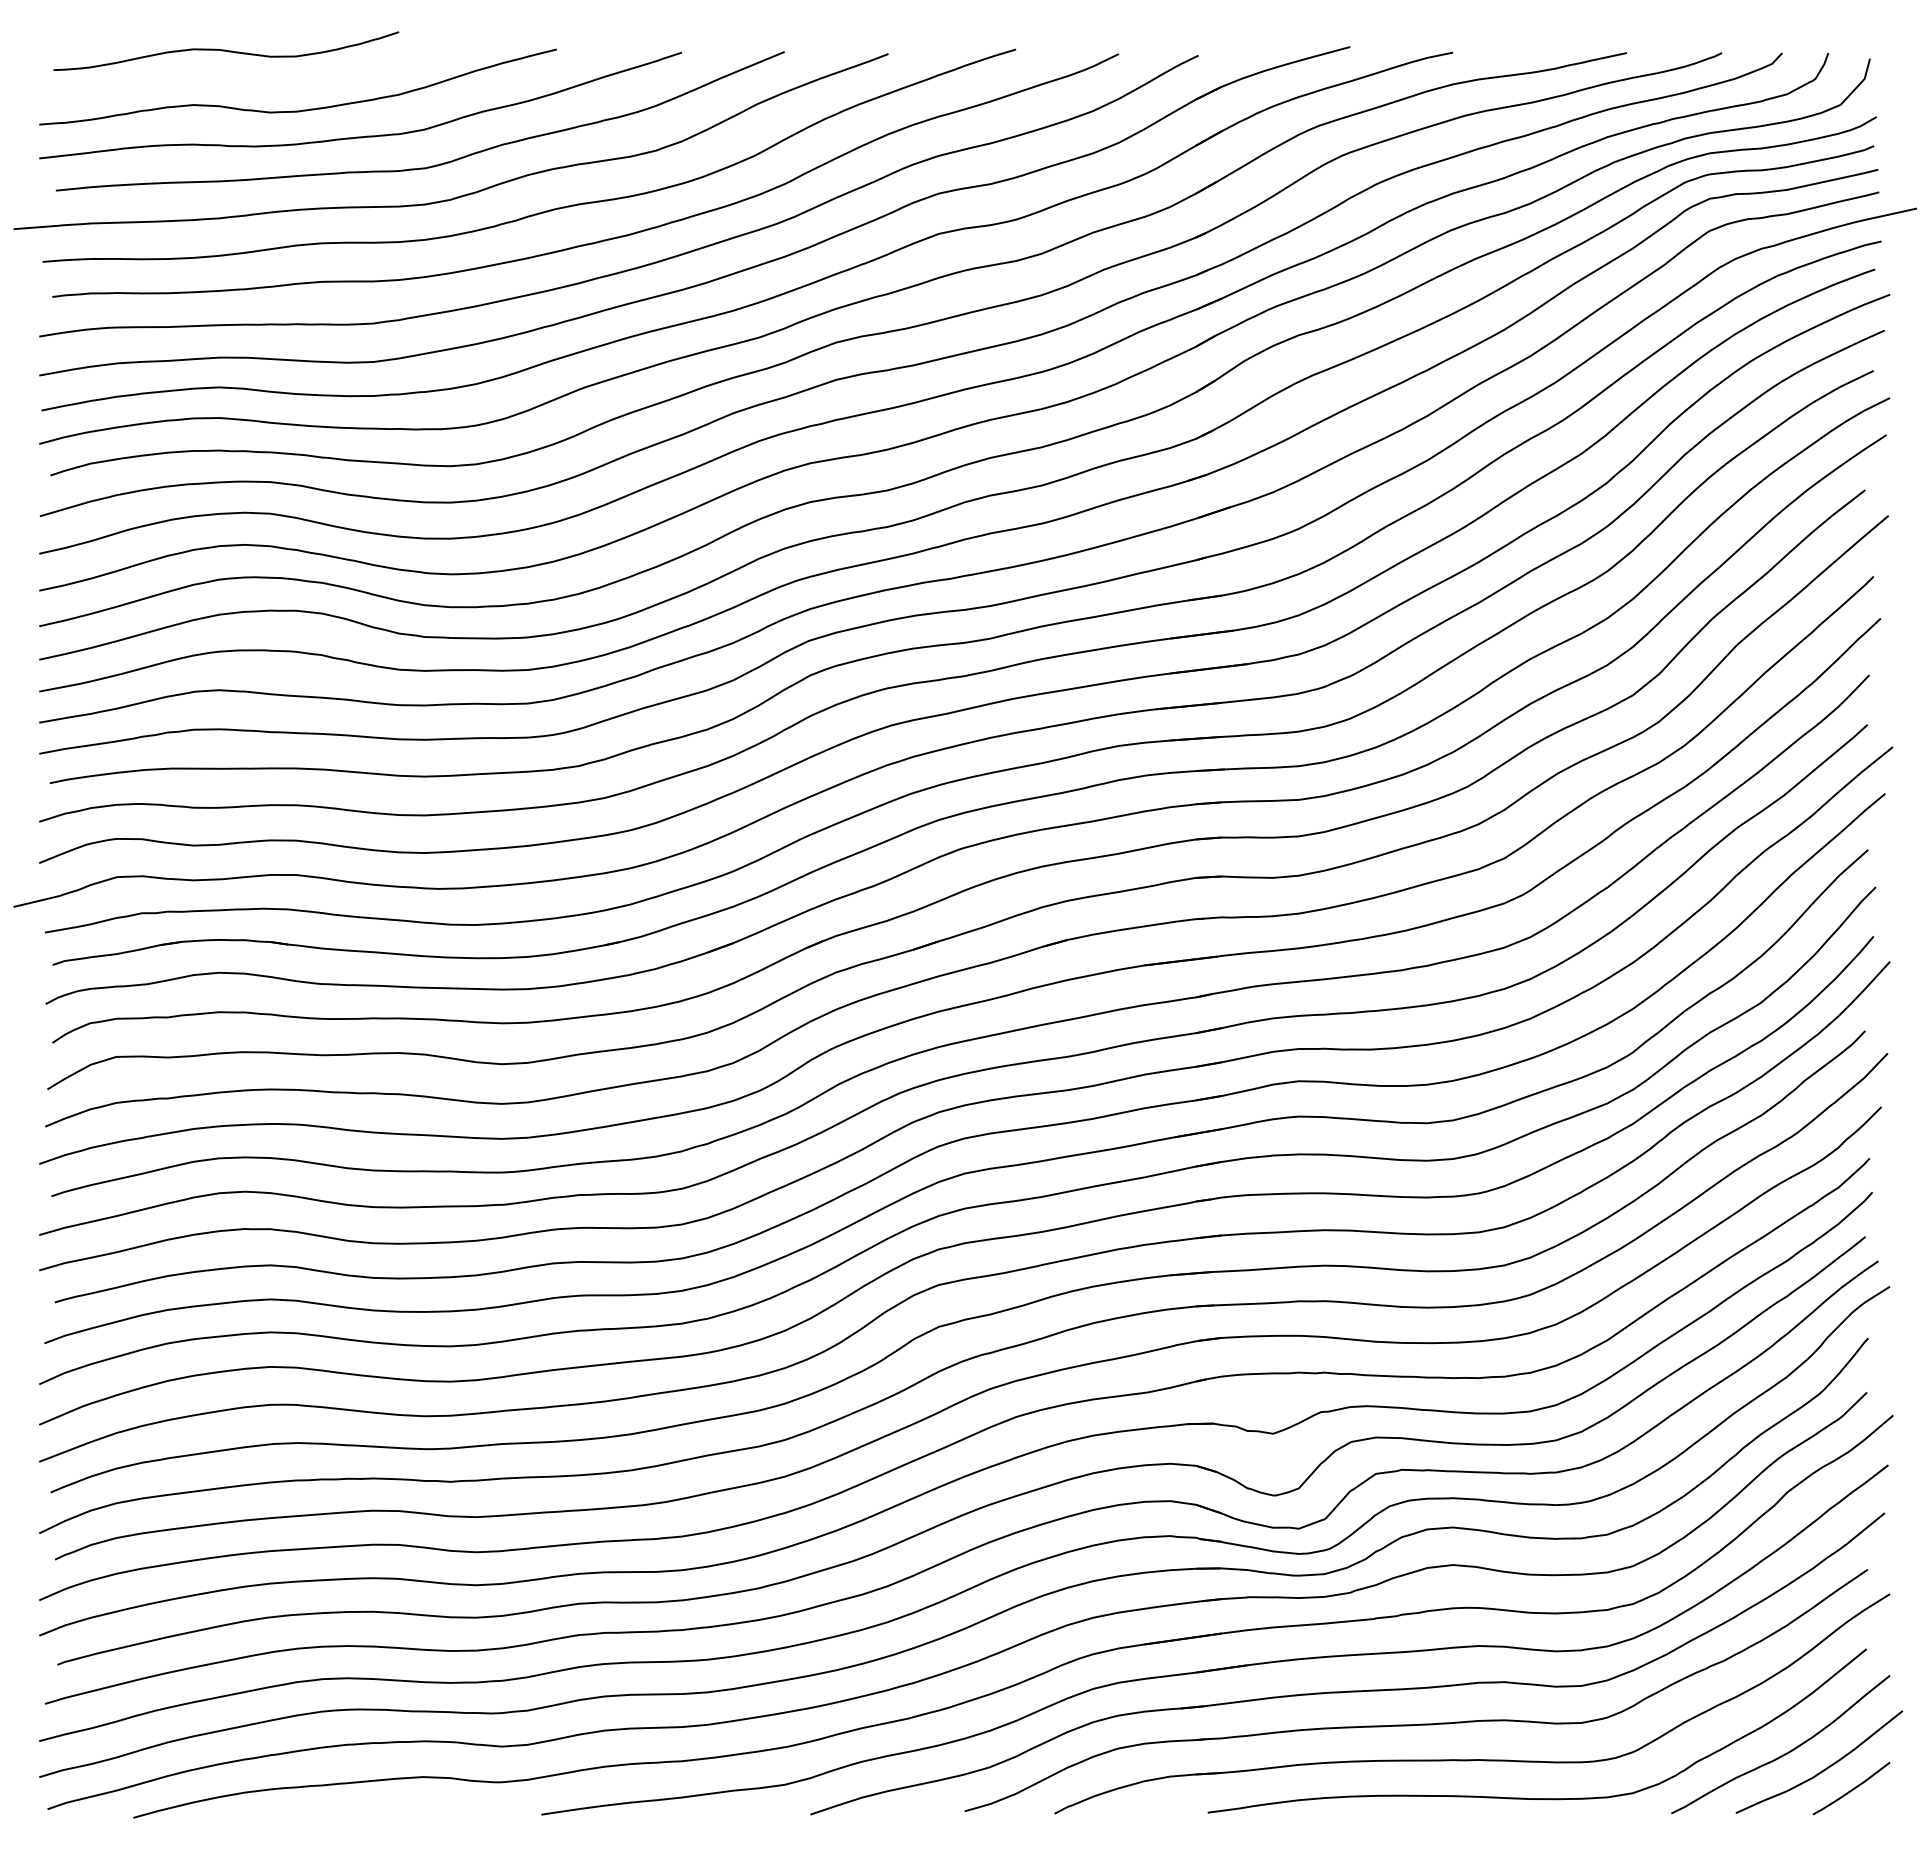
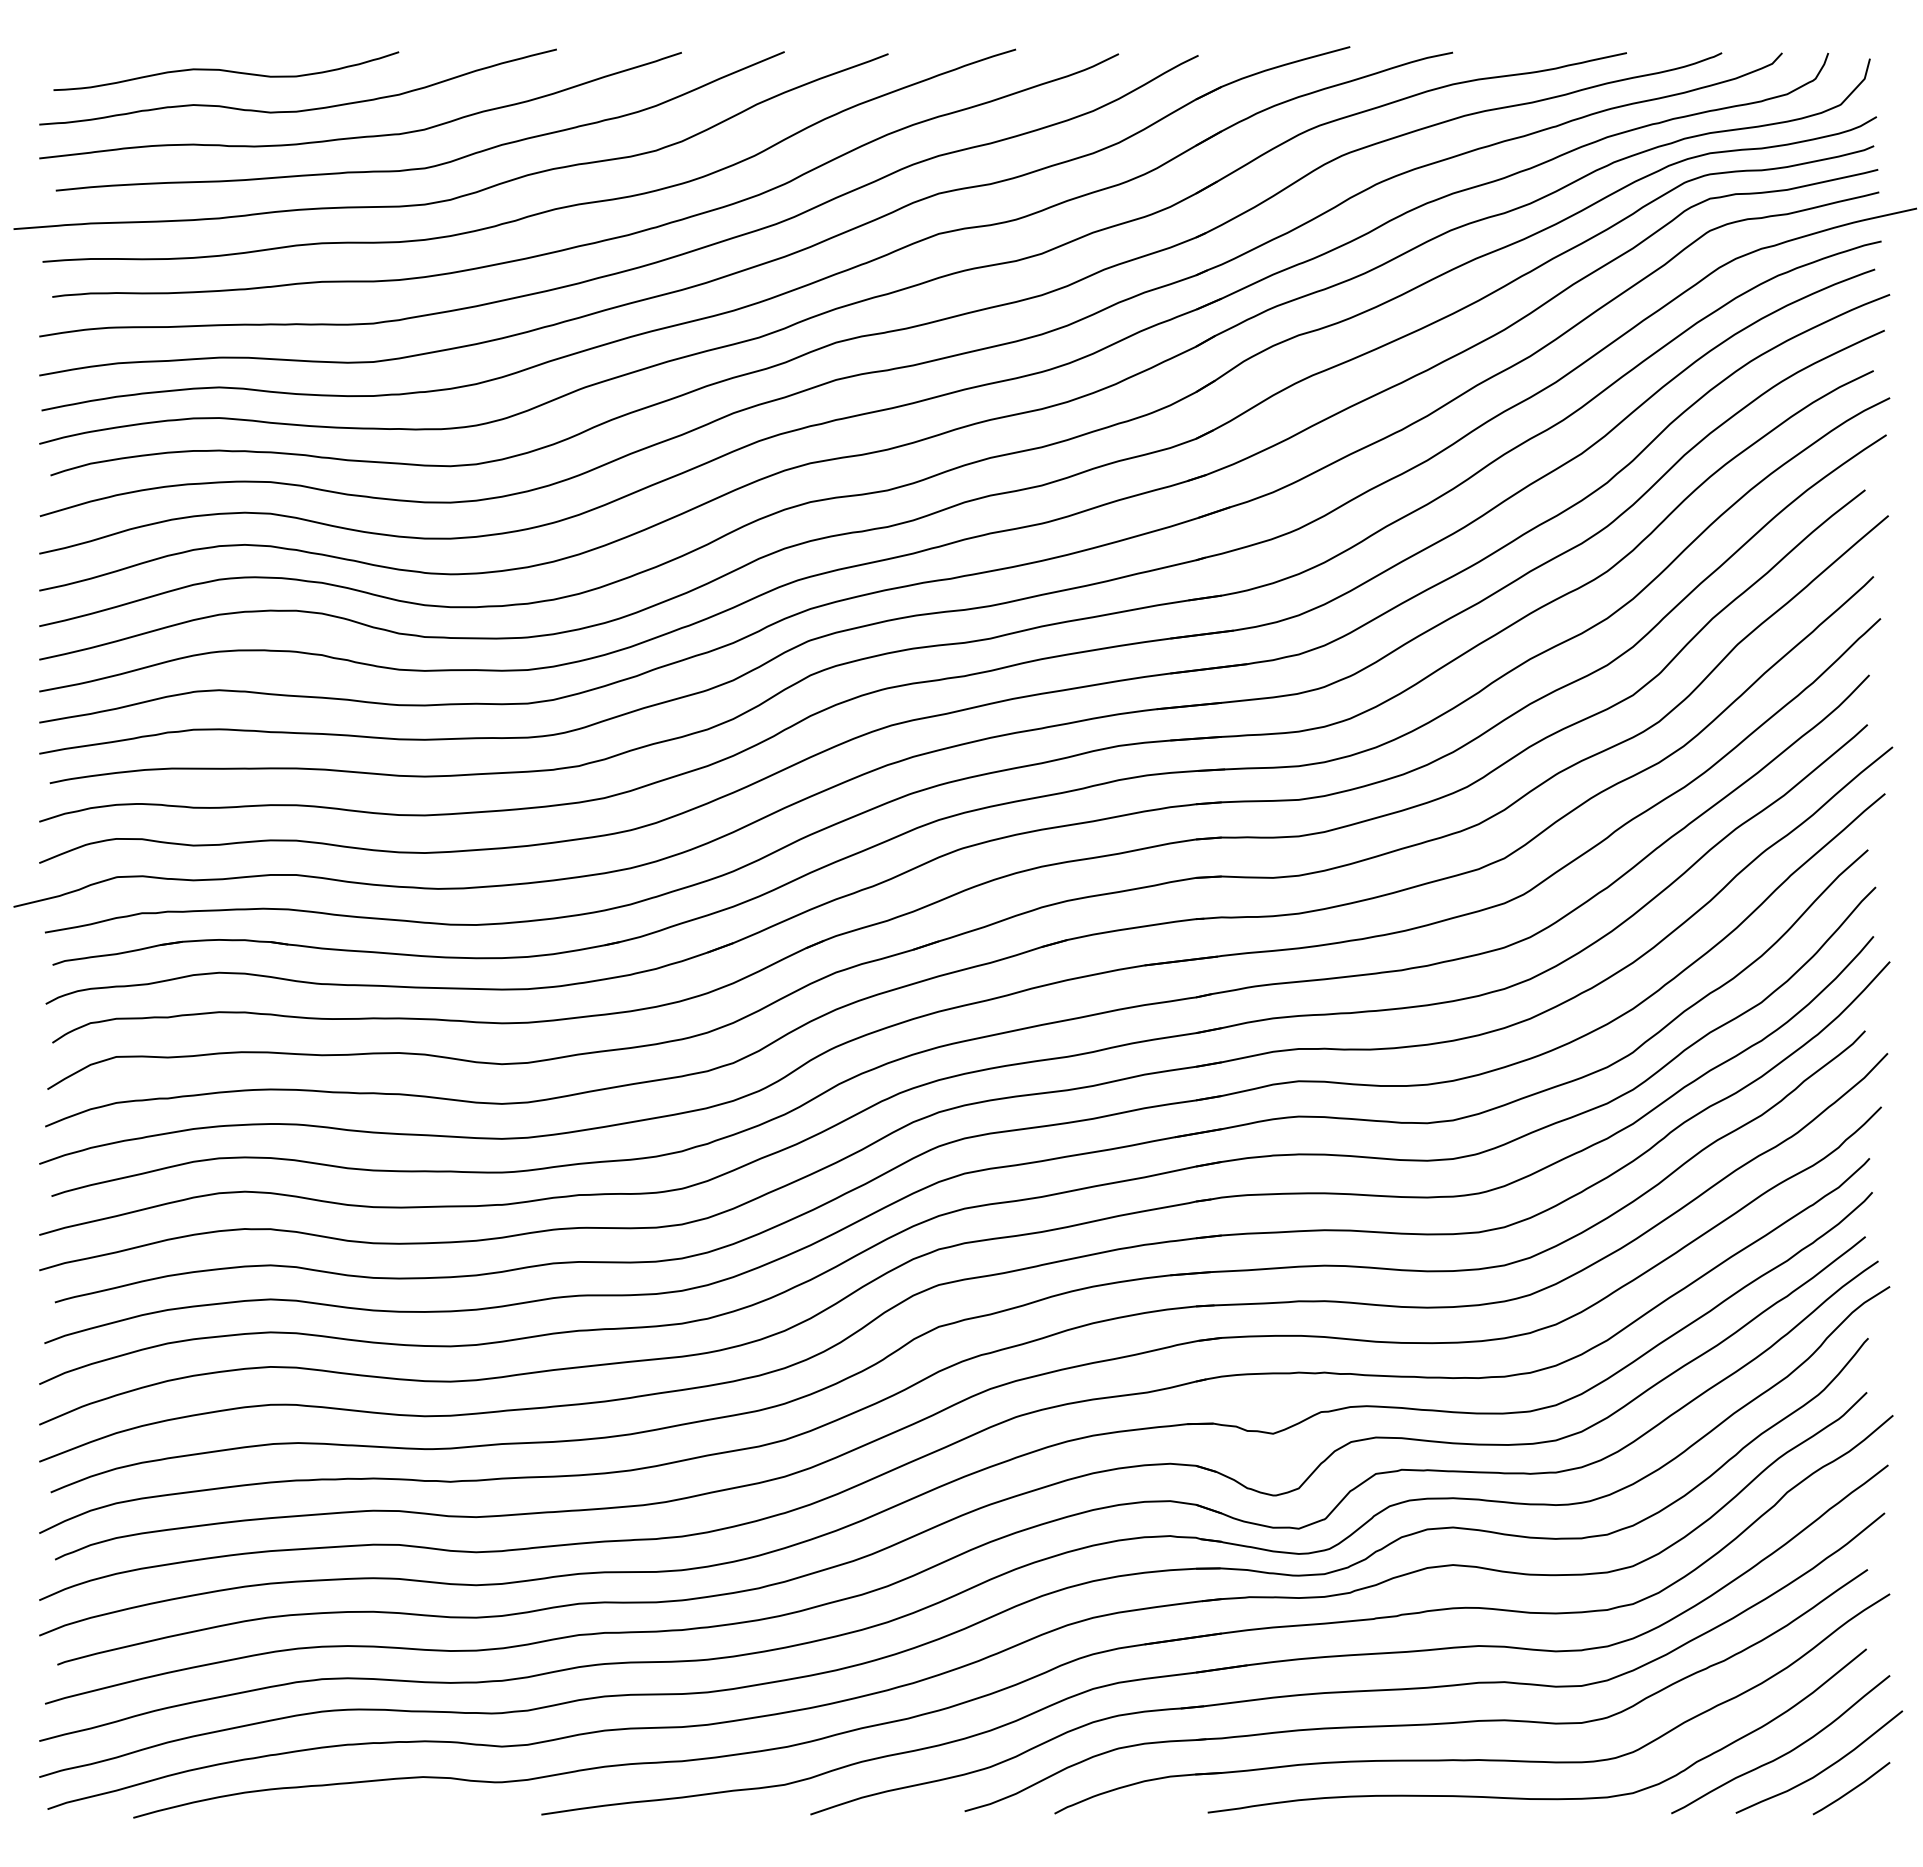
curve position: (226, 50) -> (226, 70) (226, 70)
